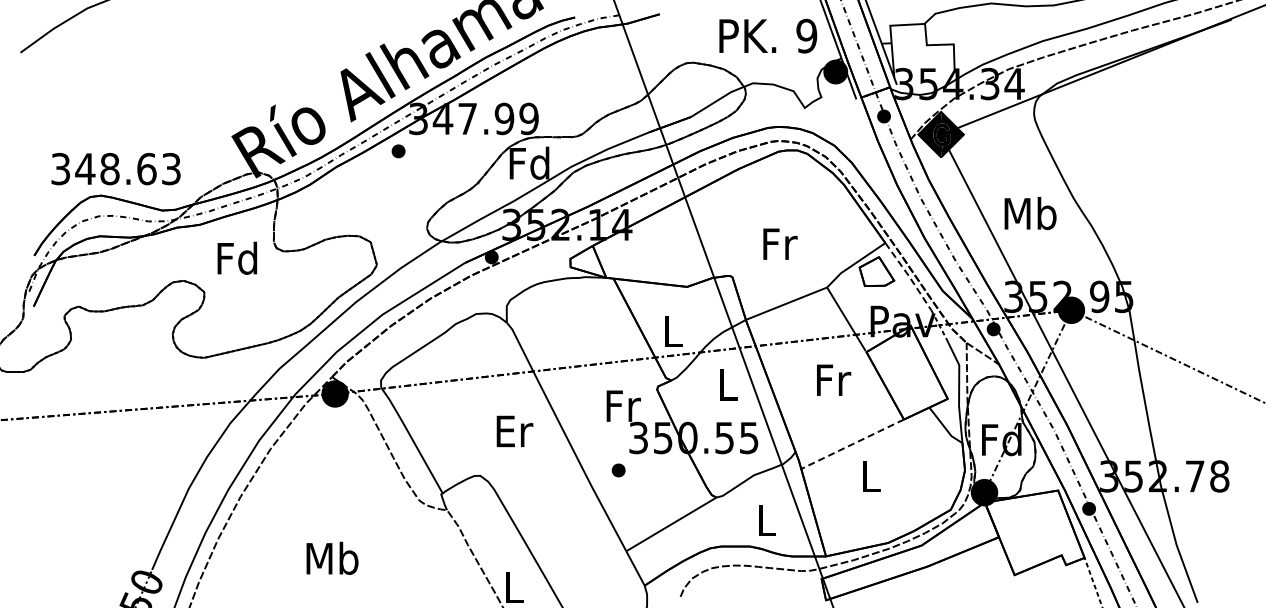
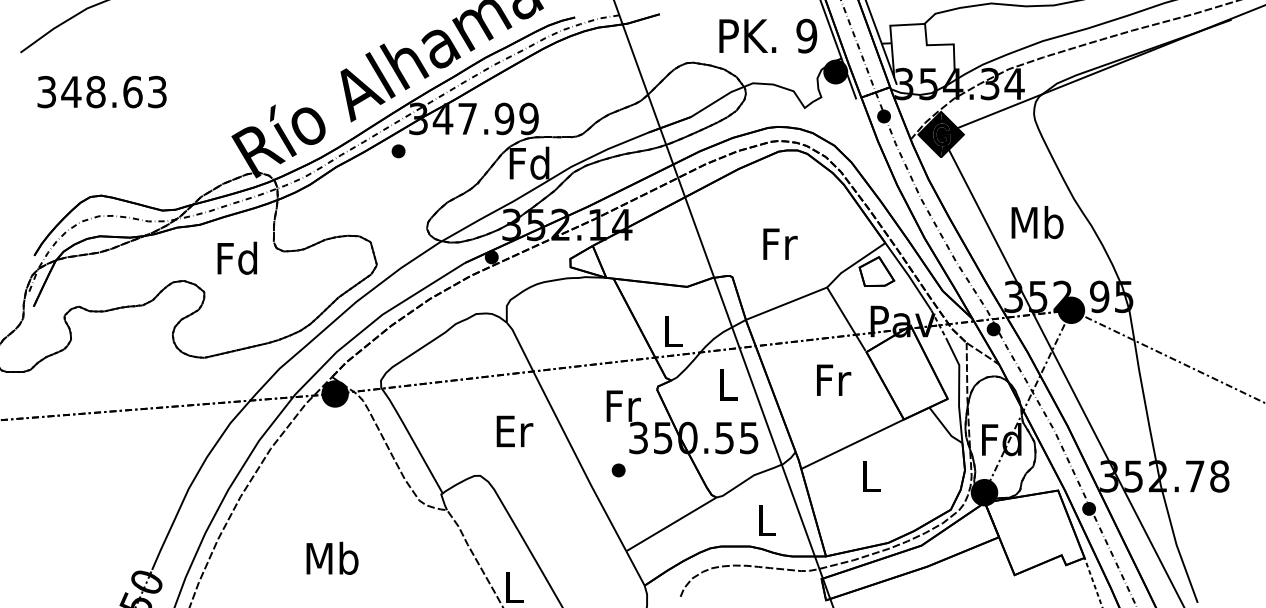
text position: (115, 169) -> (101, 92) (101, 92)
text position: (1030, 213) -> (1037, 222) (1037, 222)
line: dashed -> solid (908, 276)
line: dashed -> solid (852, 444)
